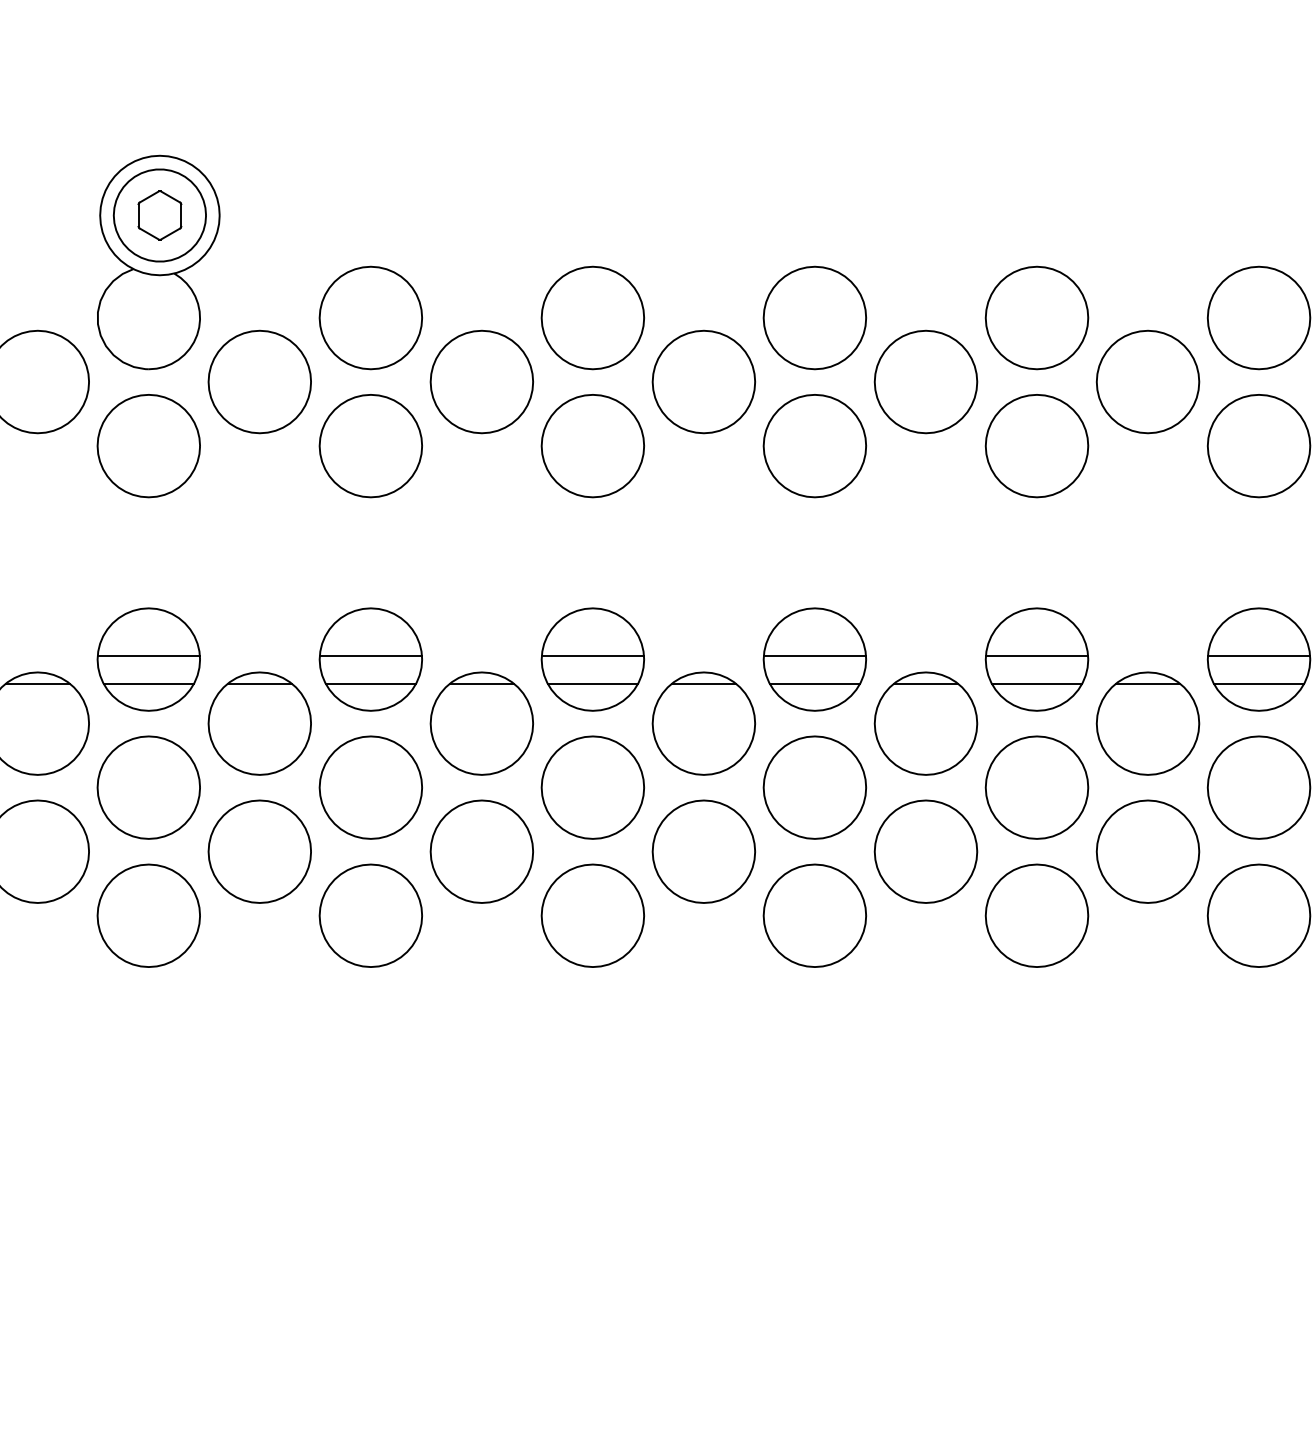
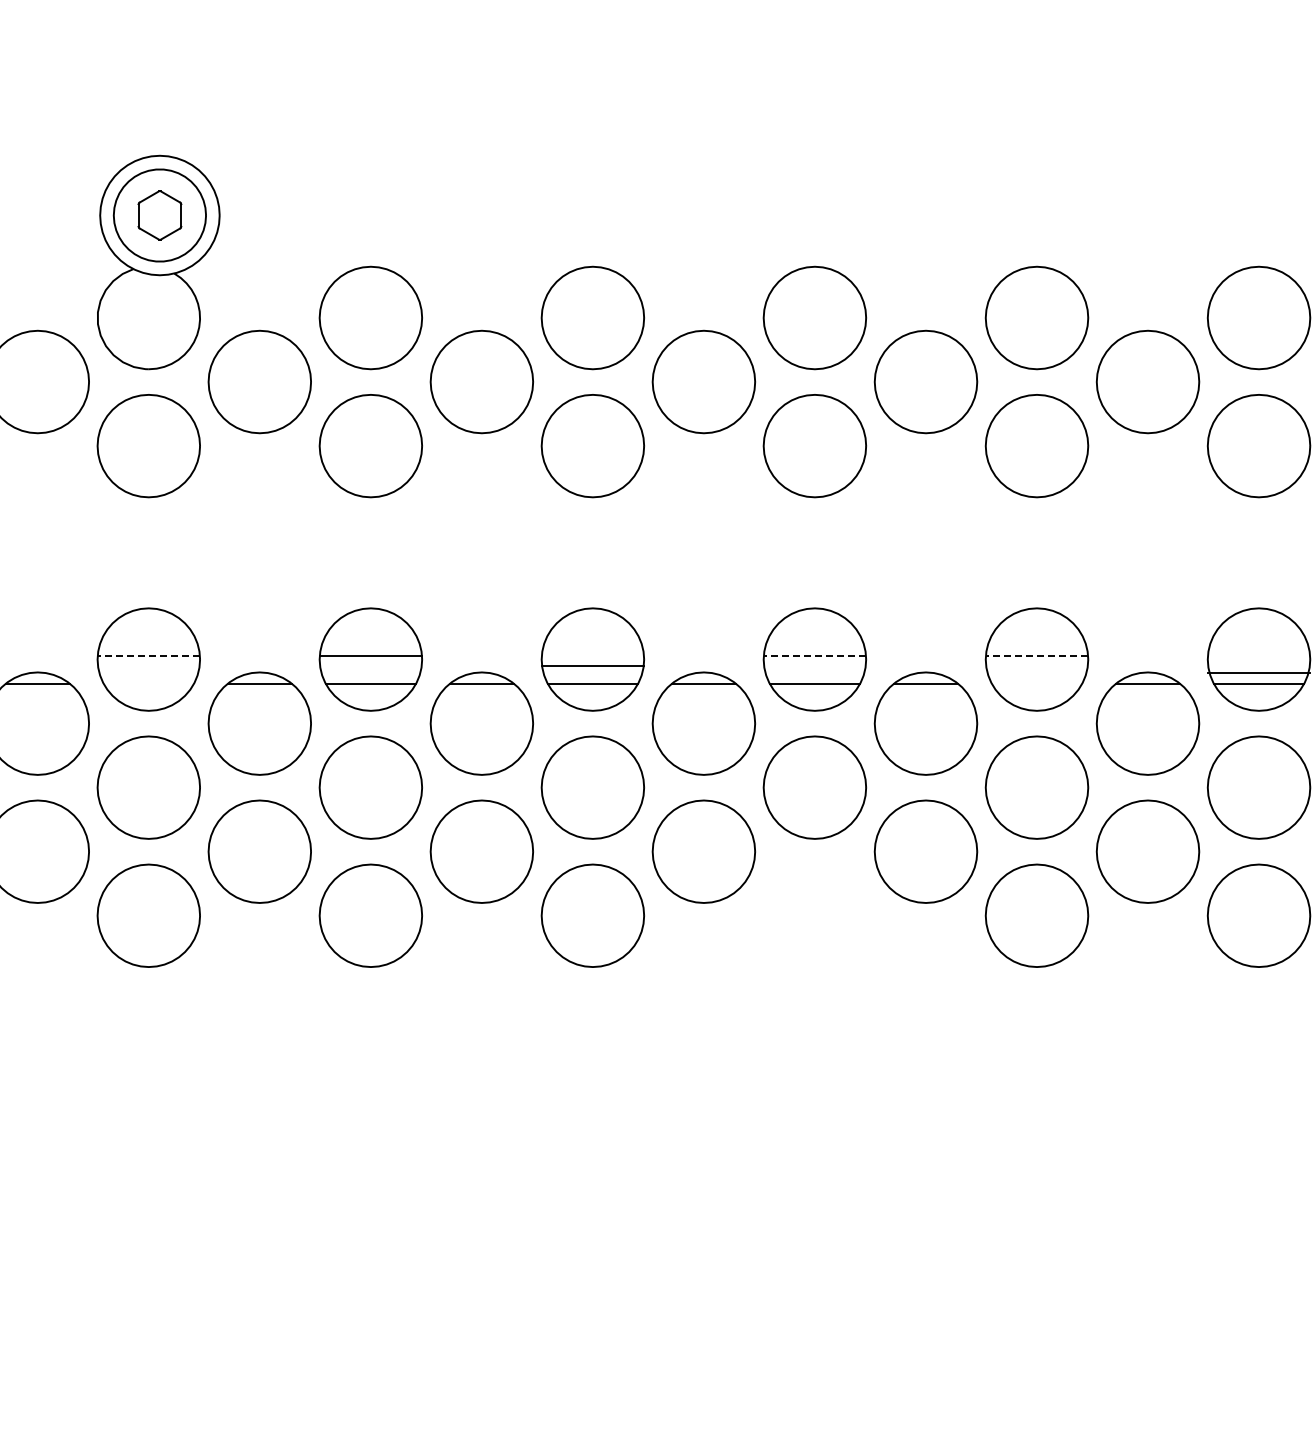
line: solid -> dashed (148, 656)
line position: (592, 656) -> (592, 666) (592, 666)
line: solid -> dashed (814, 656)
line: solid -> dashed (1036, 656)
line position: (1258, 656) -> (1258, 673) (1258, 673)
line: present -> none (148, 683)
line: present -> none (1036, 683)
part: present -> none (814, 915)
